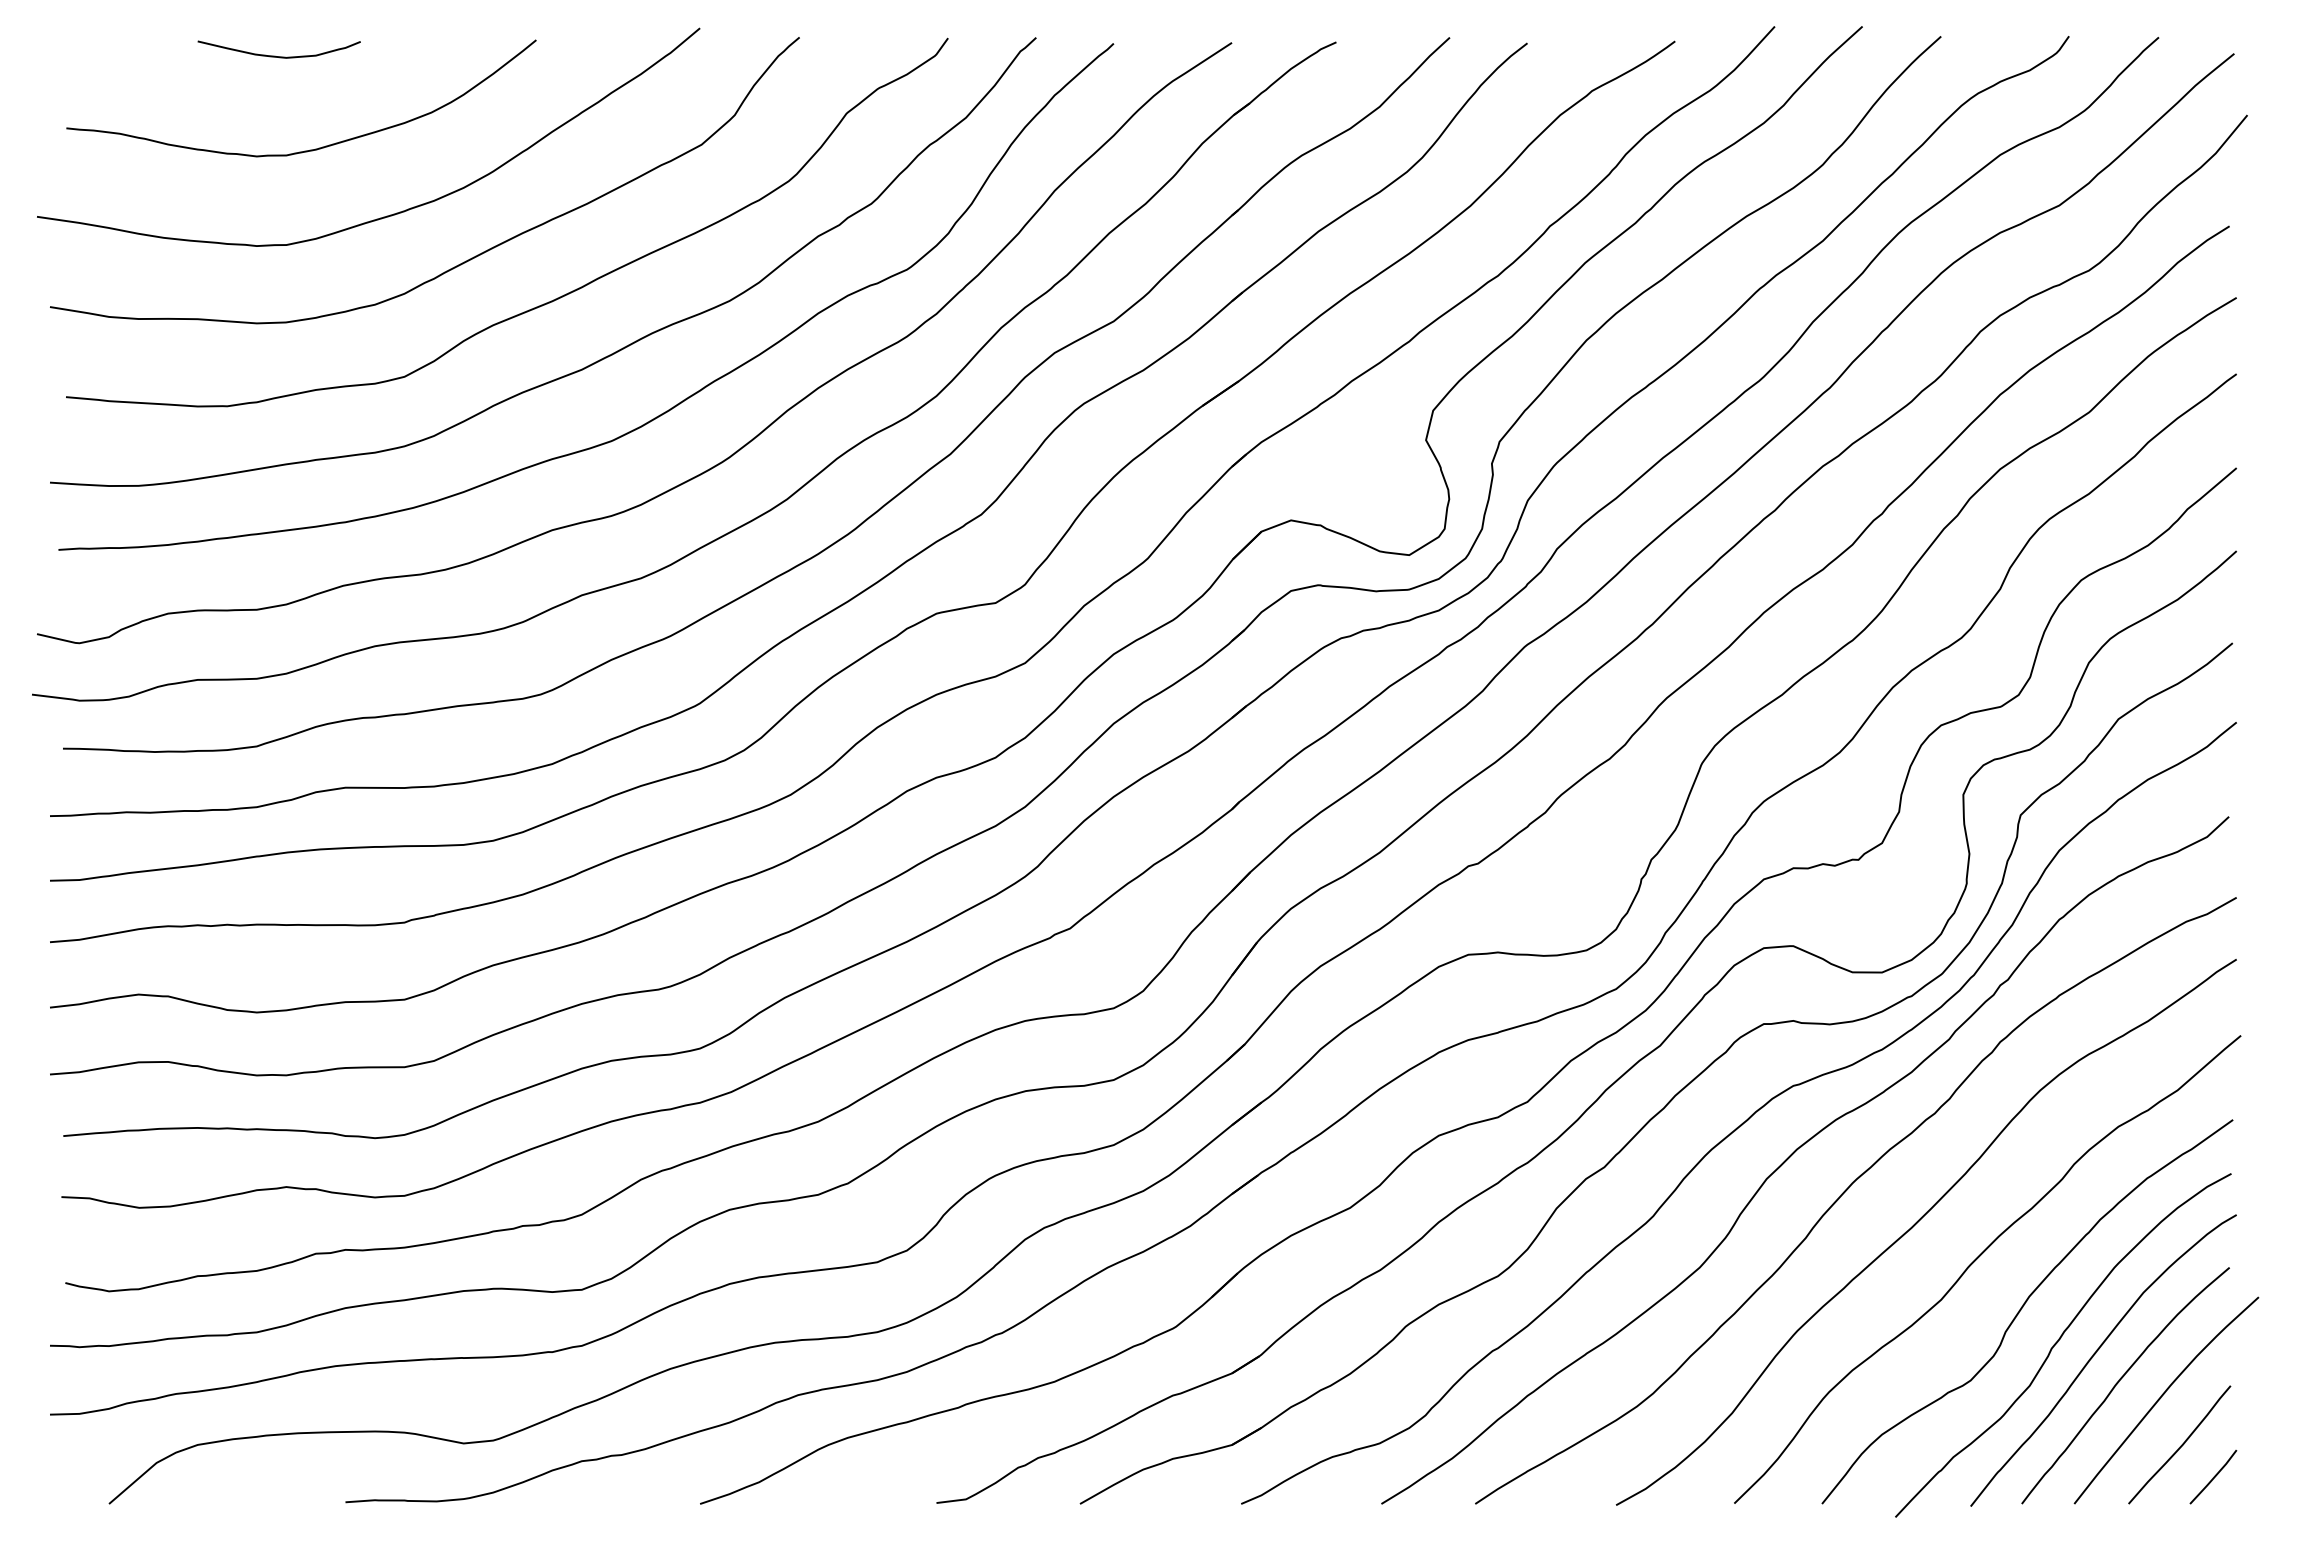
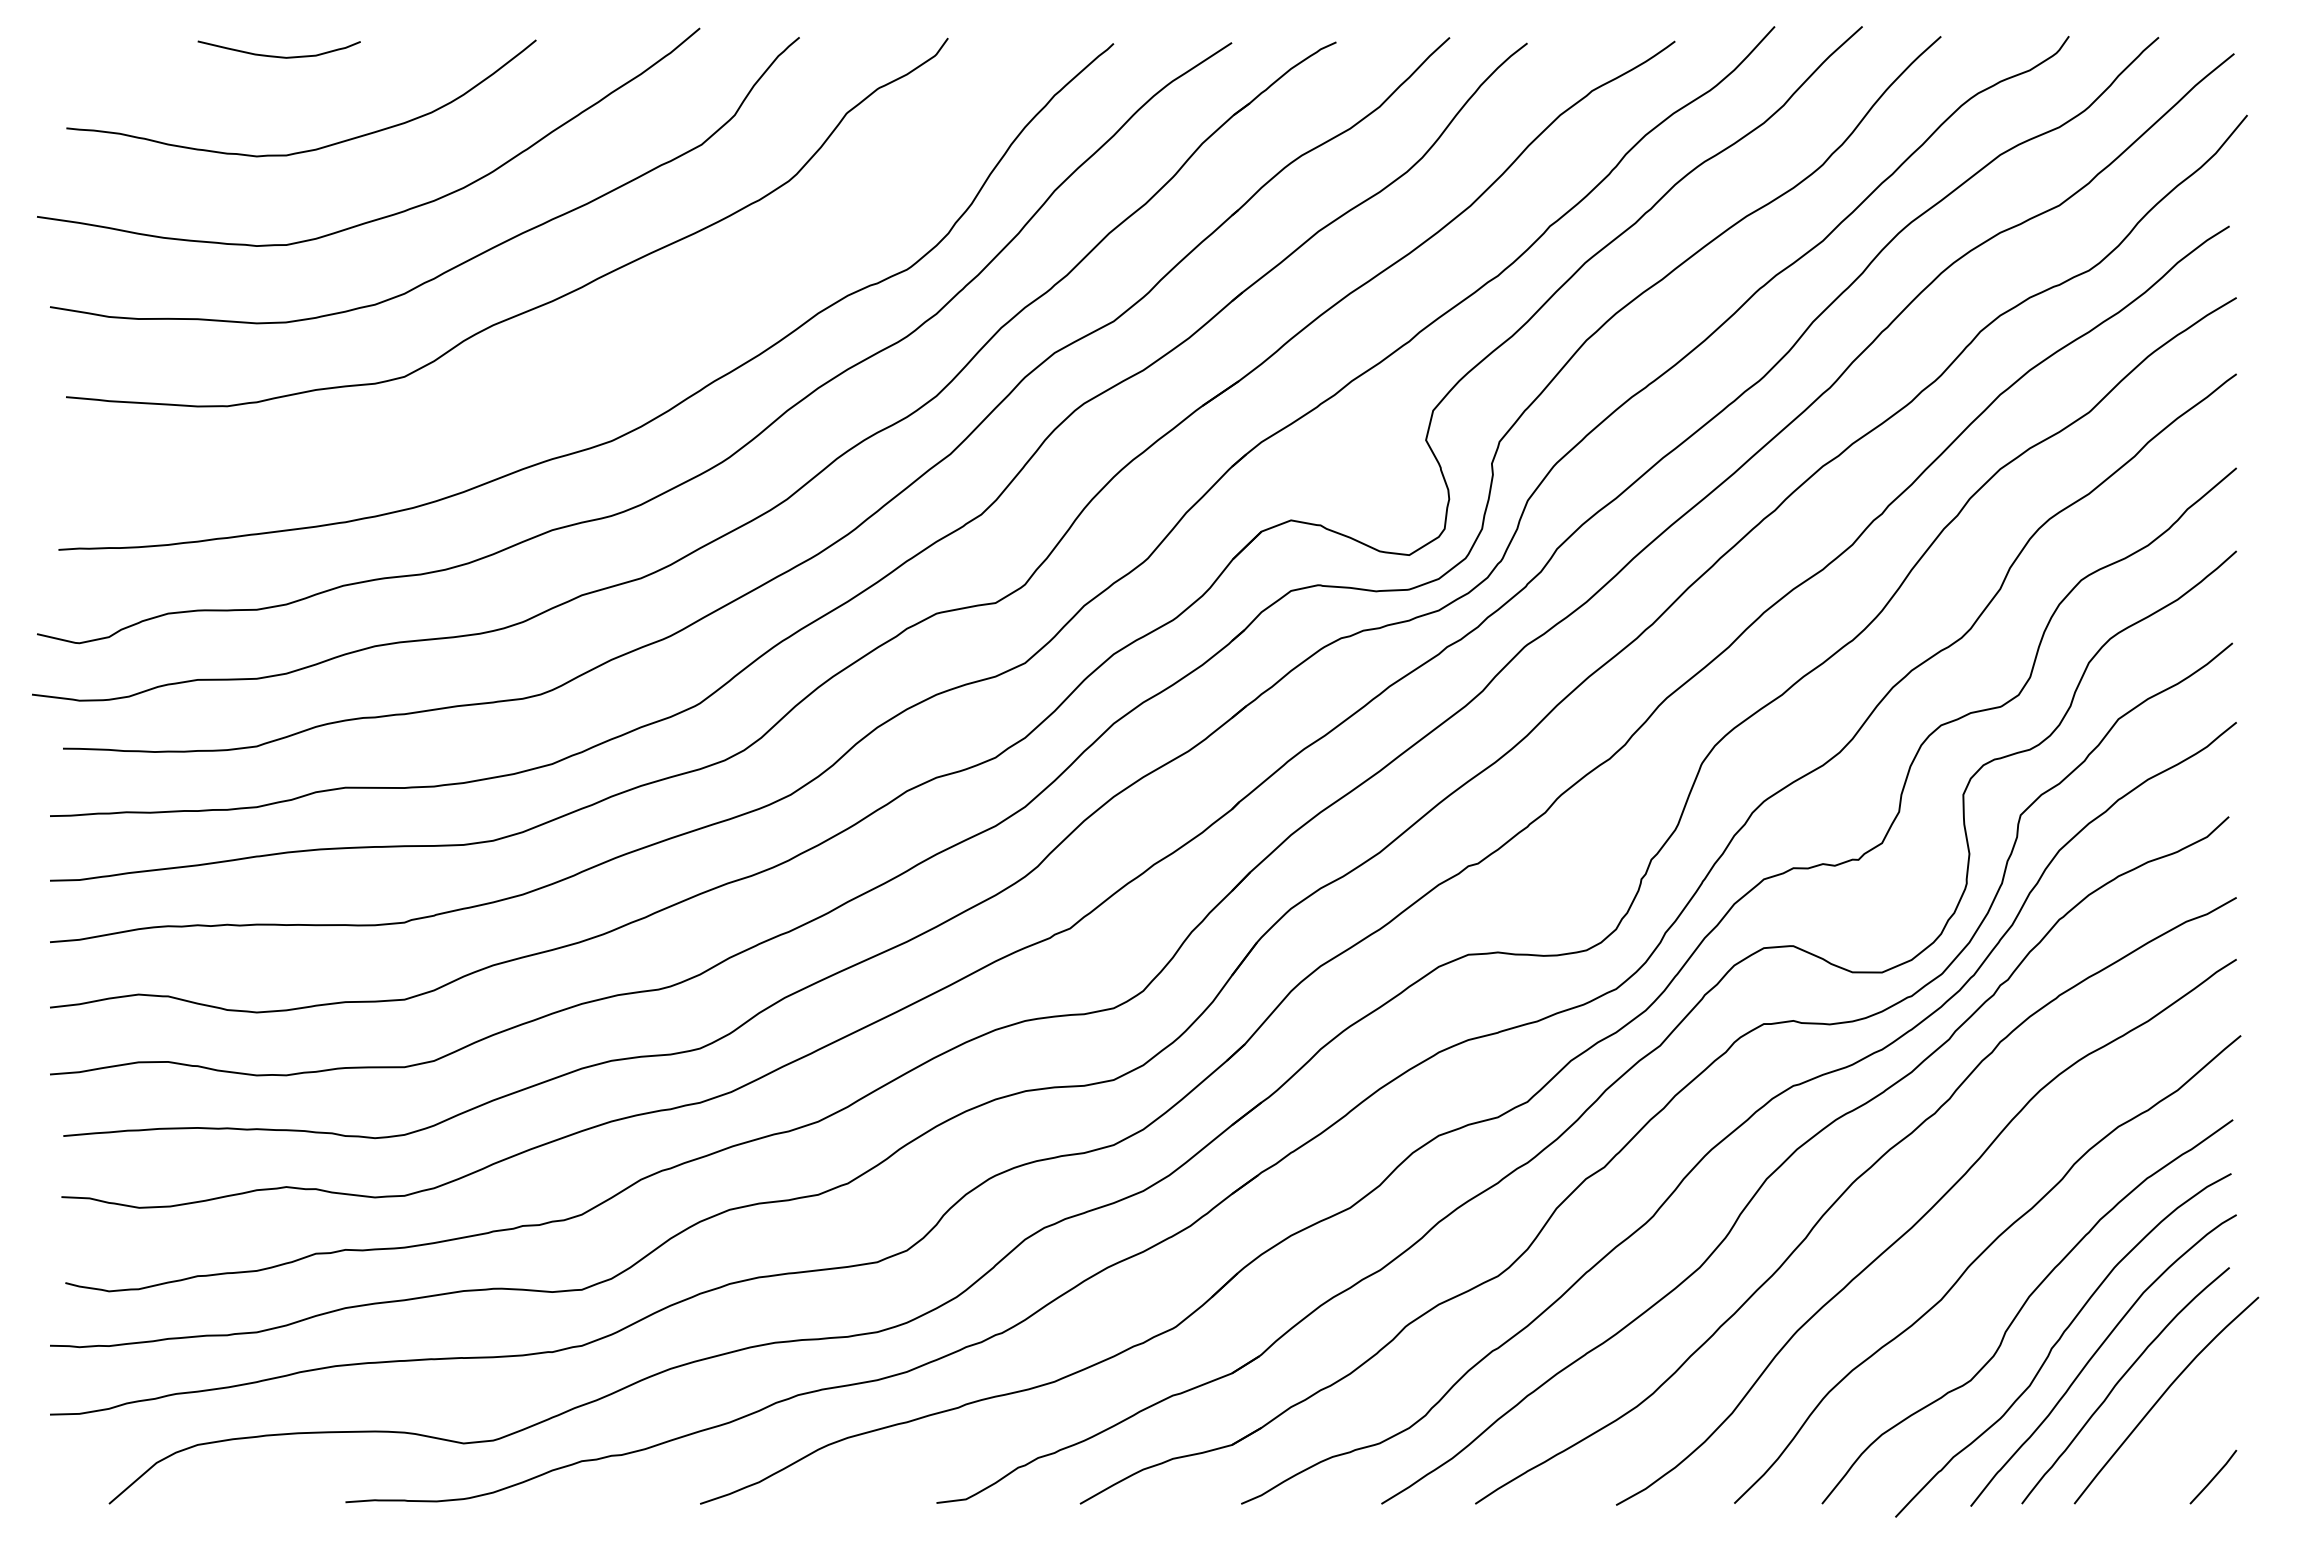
curve: present -> none (593, 362)
curve: present -> none (2180, 1445)
